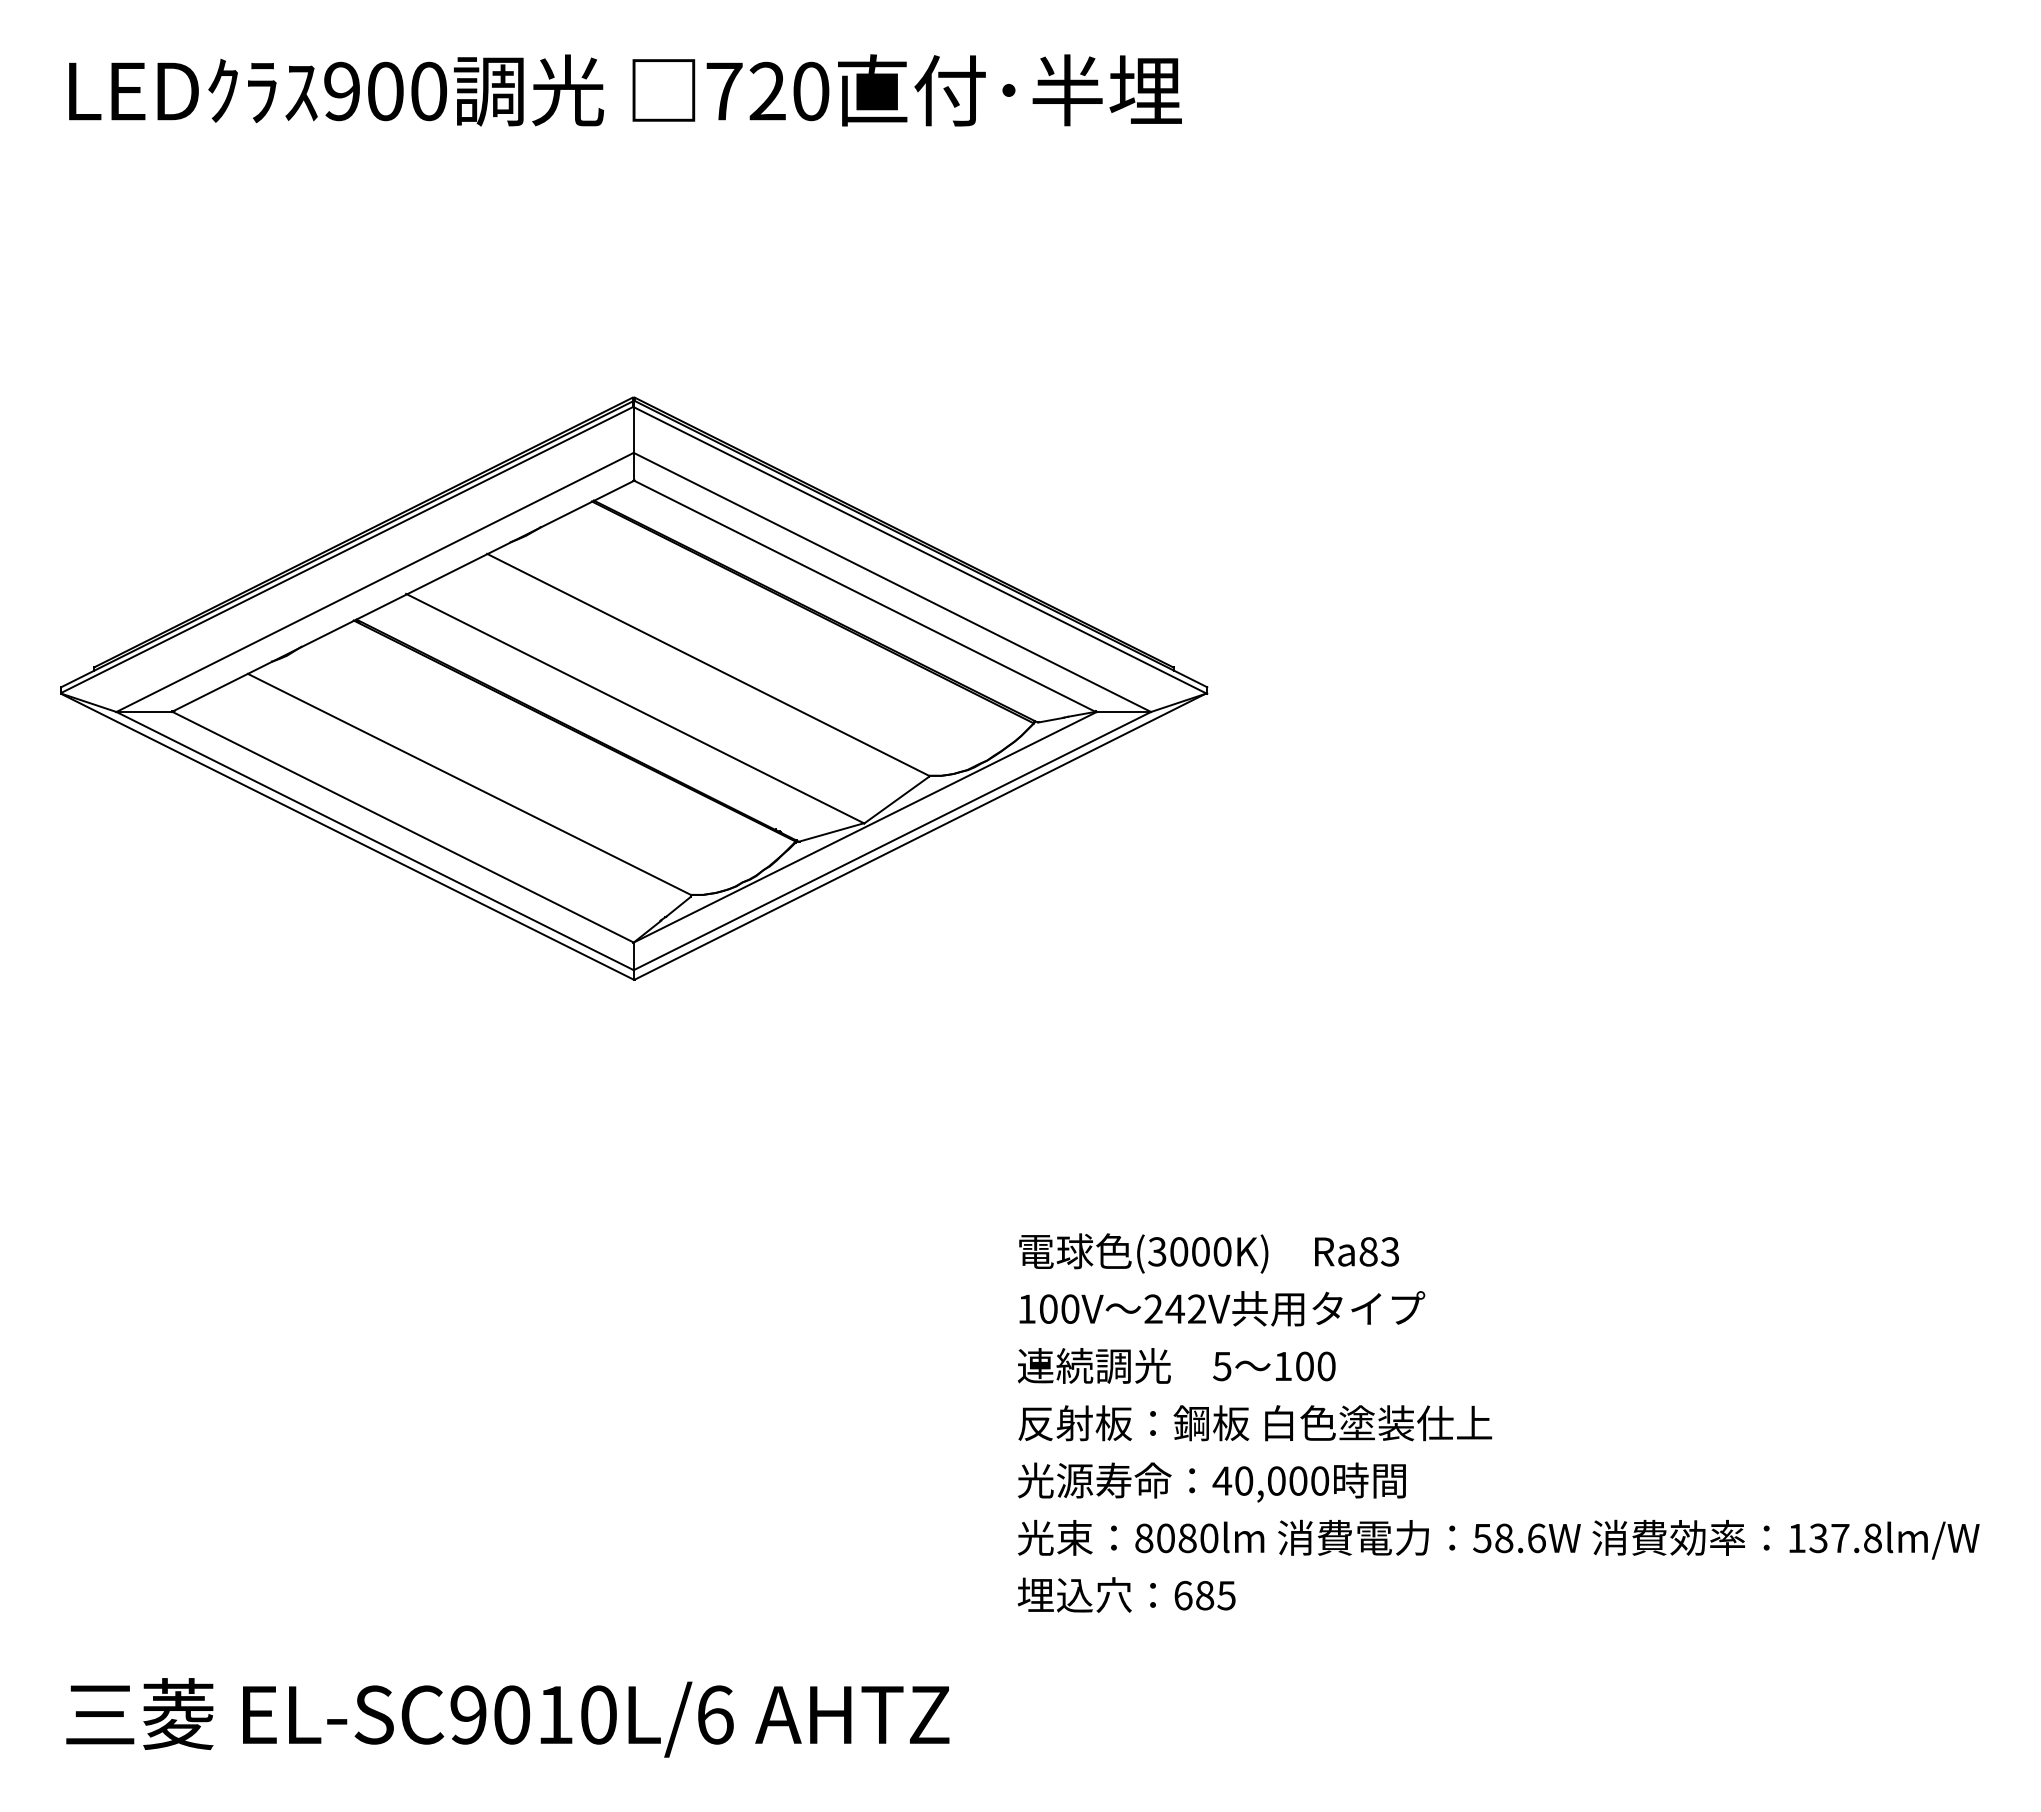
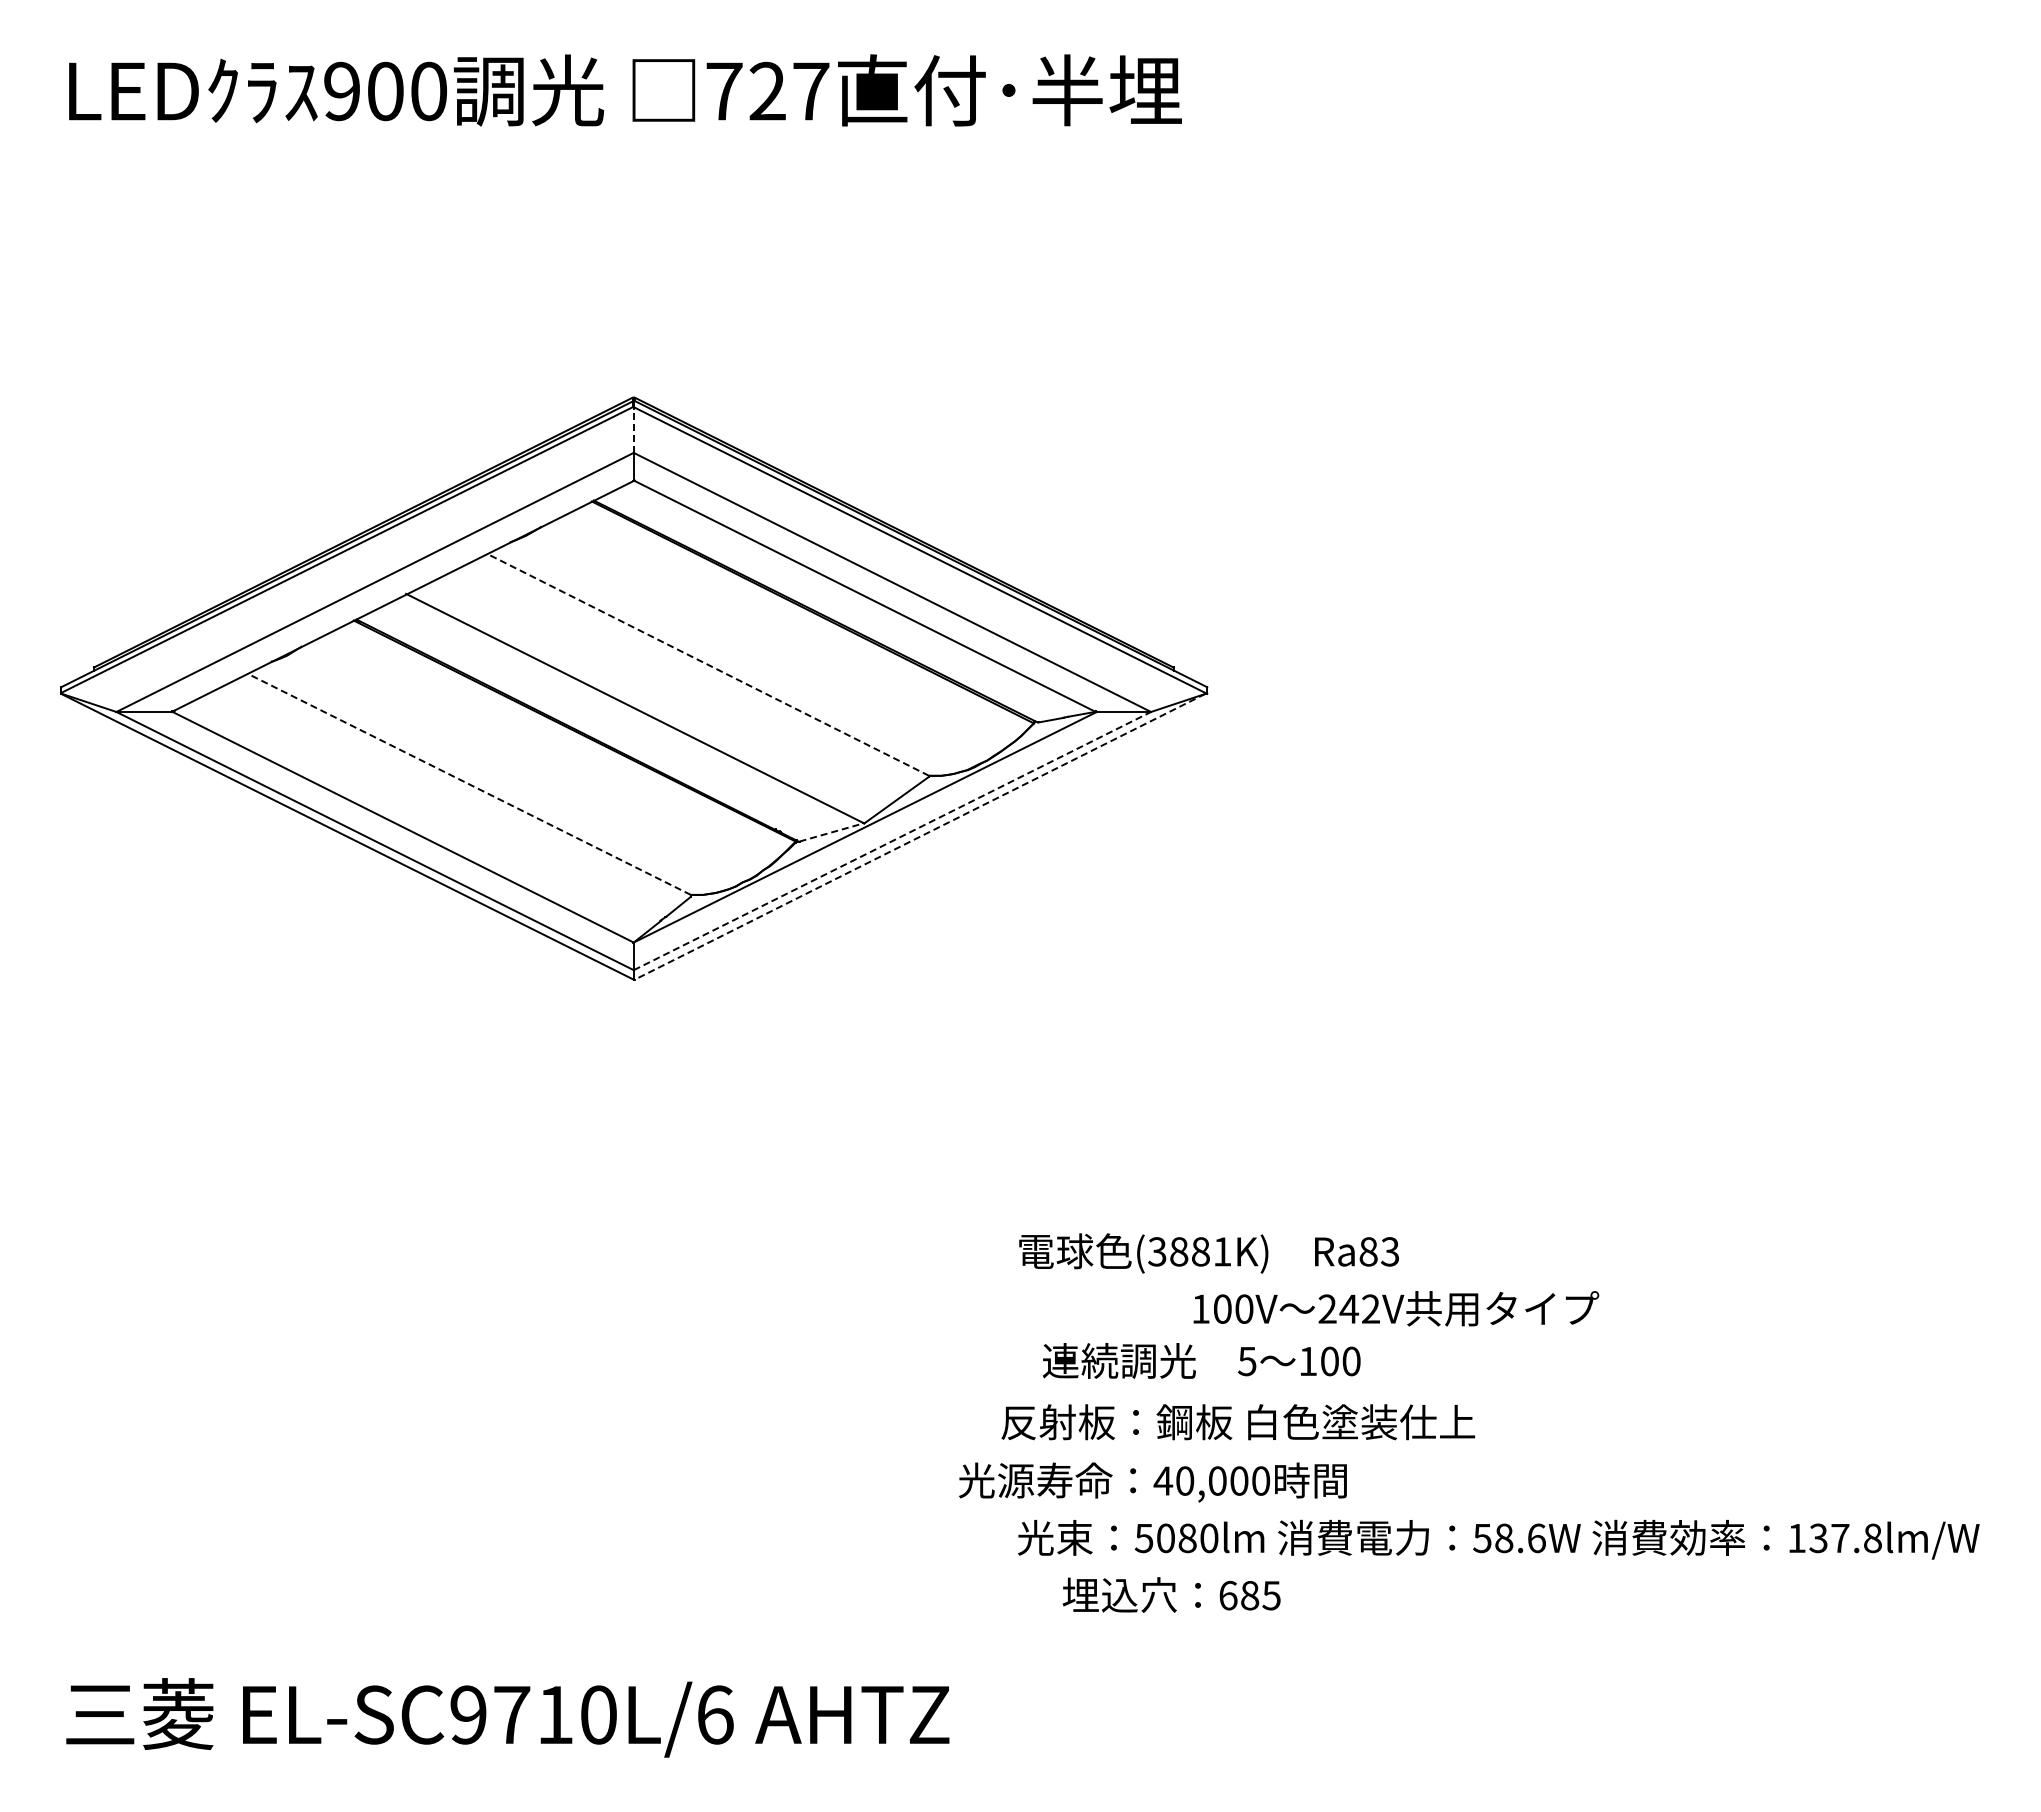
text: 720 -> 727 (811, 91)
line: solid -> dashed (633, 430)
line: solid -> dashed (707, 664)
line: solid -> dashed (469, 784)
line: solid -> dashed (831, 832)
line: solid -> dashed (919, 837)
line: solid -> dashed (892, 840)
text: (3000K) -> (3881K) (1200, 1251)
text position: (1222, 1308) -> (1396, 1308) (1396, 1308)
text position: (1176, 1365) -> (1201, 1360) (1201, 1360)
text position: (1255, 1423) -> (1238, 1422) (1238, 1422)
text position: (1211, 1482) -> (1152, 1482) (1152, 1482)
text: 8080lm -> 5080lm (1143, 1537)
text position: (1126, 1594) -> (1171, 1594) (1171, 1594)
text: EL-SC9010L/6 -> EL-SC9710L/6 (512, 1714)
